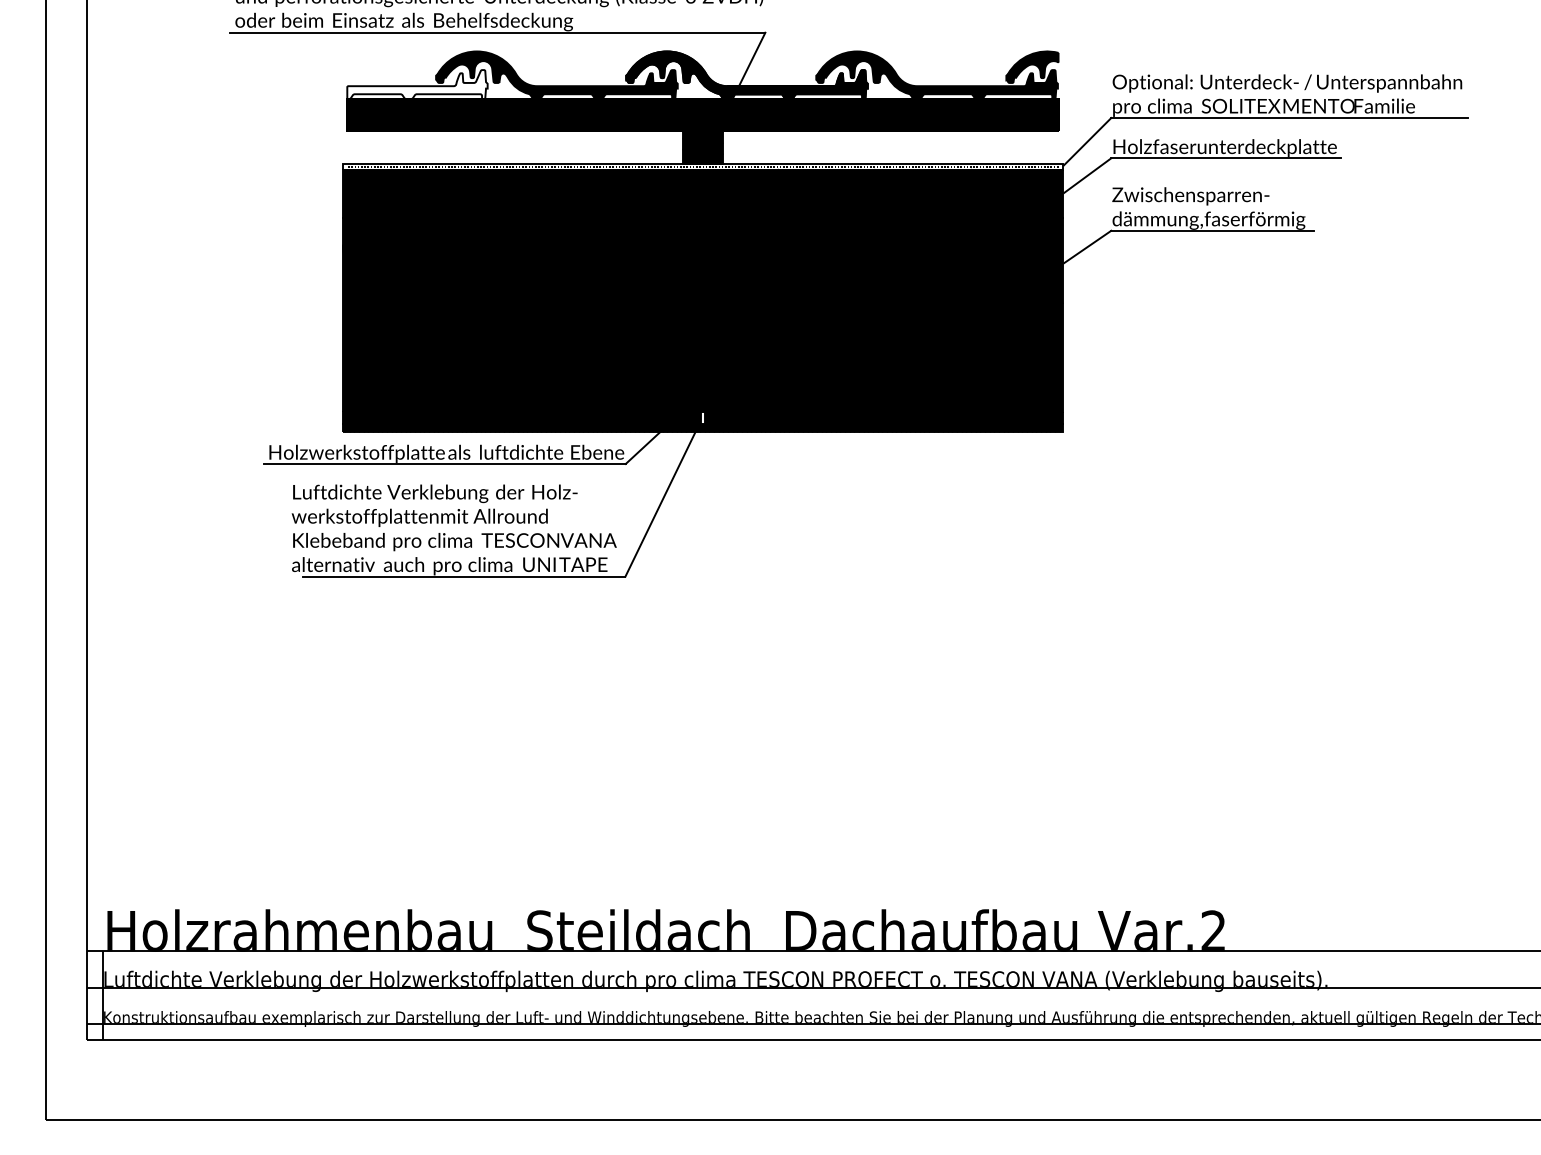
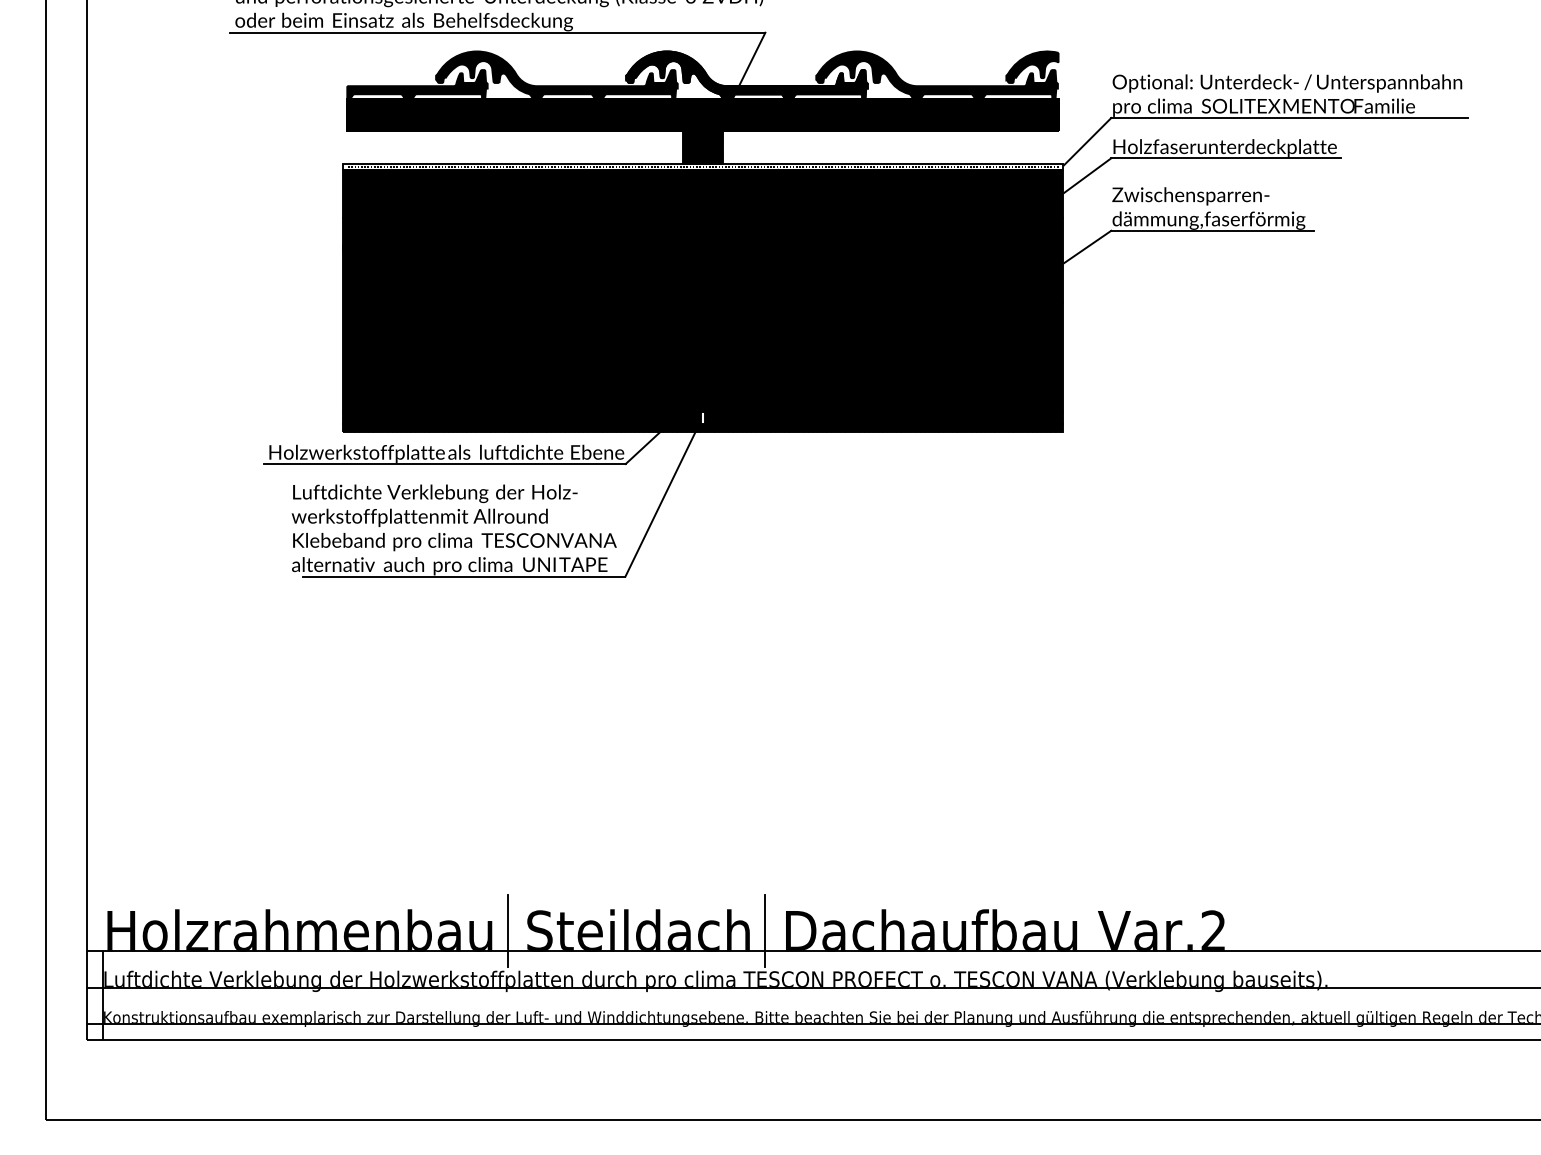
fill: none -> present (417, 84)
line: none -> present (507, 930)
line: none -> present (764, 930)
